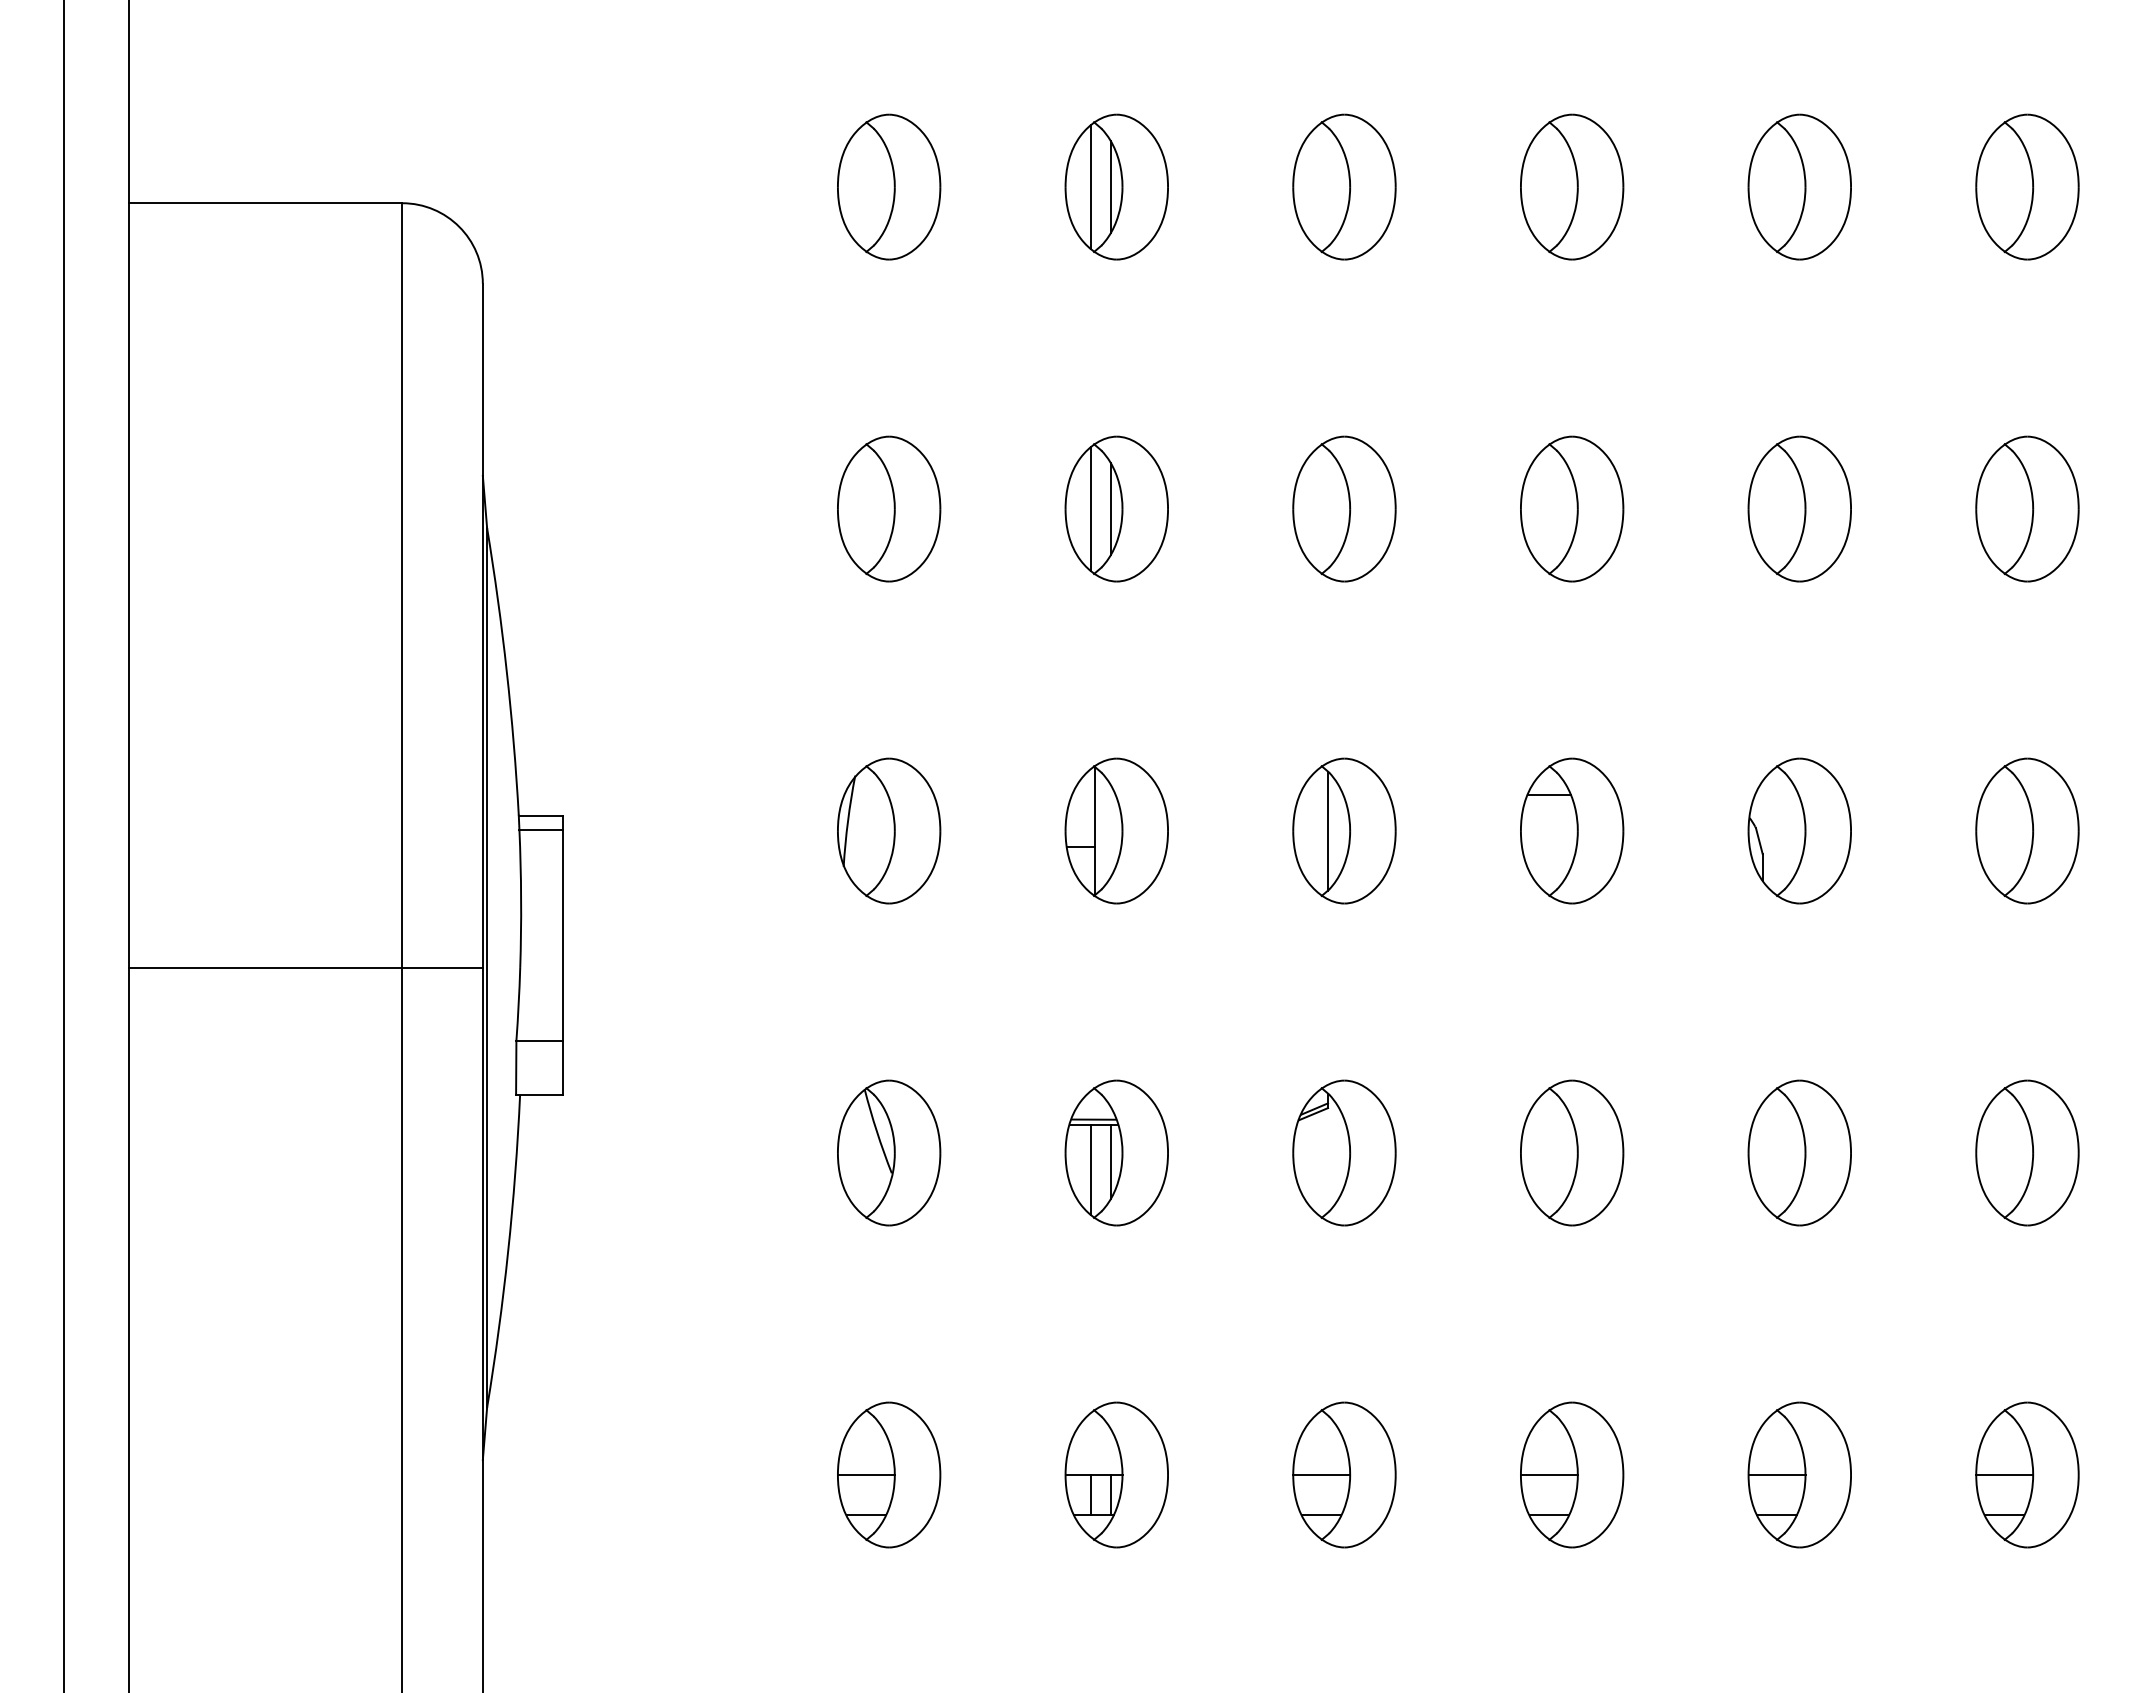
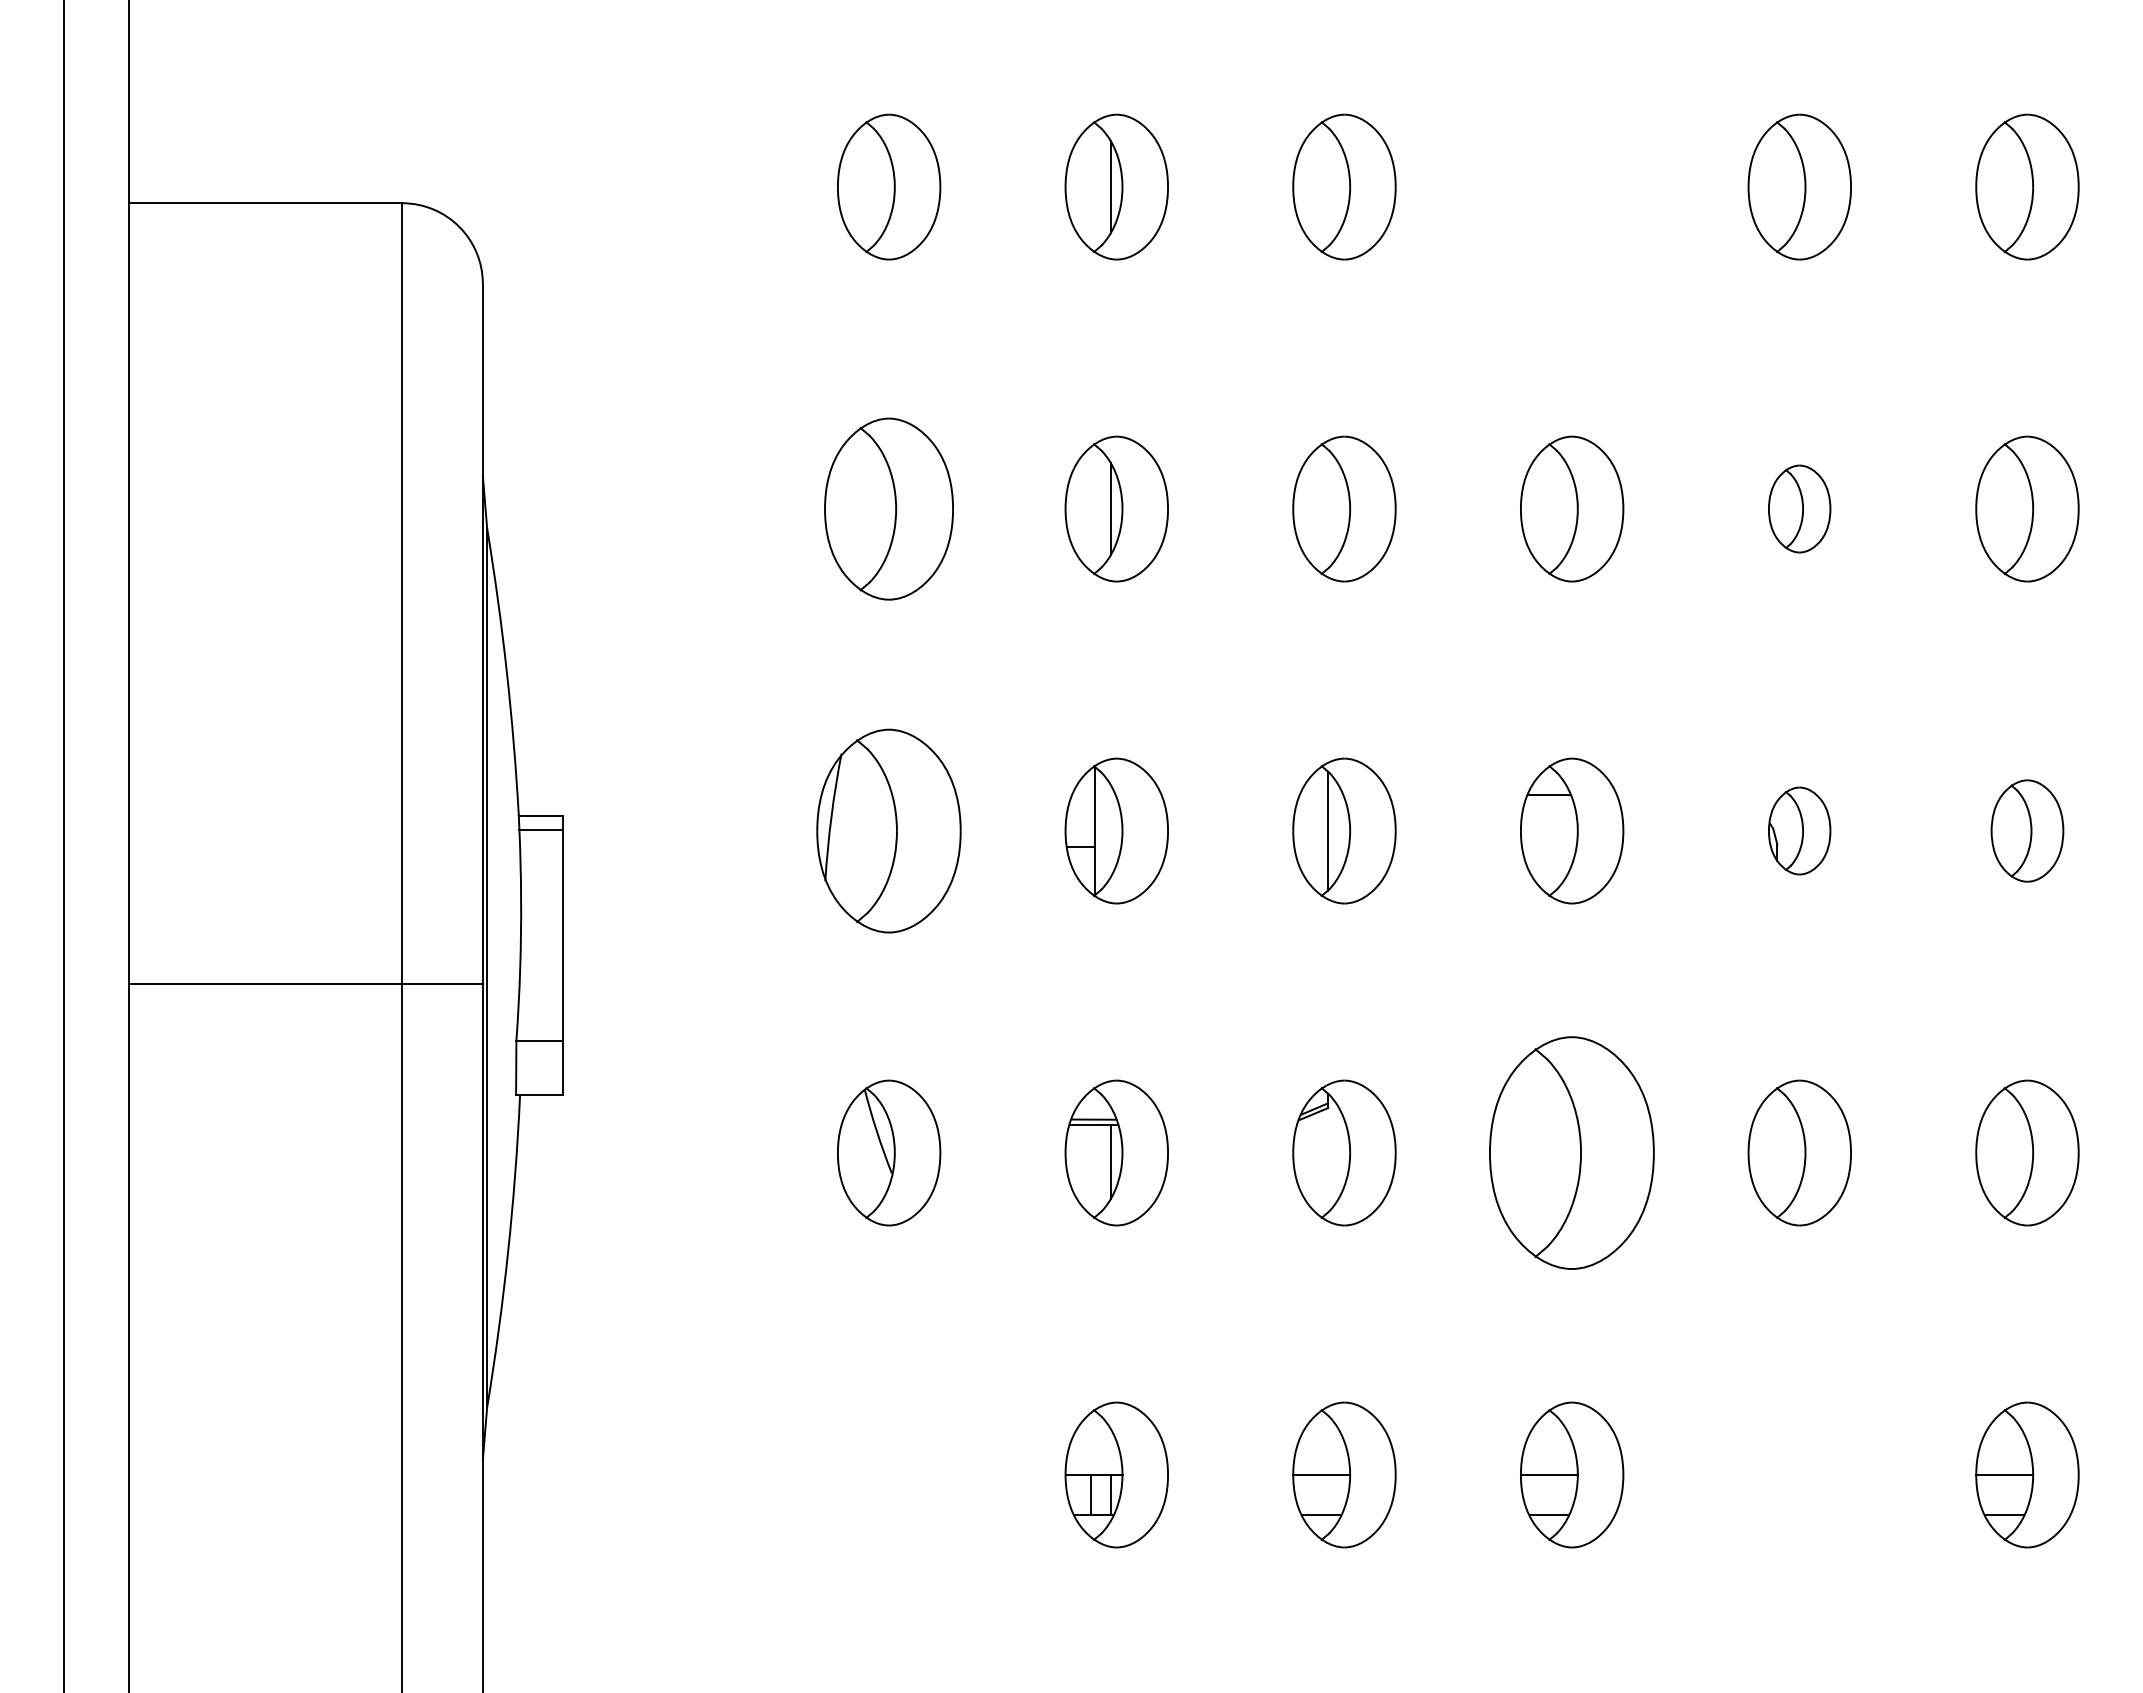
part: present -> none (1572, 186)
line: present -> none (1090, 187)
part size: 105x148 px -> 130x184 px (888, 508)
part size: 105x148 px -> 64x90 px (1799, 508)
line: present -> none (1090, 509)
part size: 105x148 px -> 146x206 px (888, 830)
part size: 105x148 px -> 64x90 px (1799, 830)
part size: 105x148 px -> 75x104 px (2027, 830)
line position: (305, 967) -> (305, 983) (305, 983)
part size: 105x148 px -> 166x234 px (1571, 1152)
line: present -> none (1090, 1169)
part: present -> none (889, 1474)
part: present -> none (1799, 1474)
